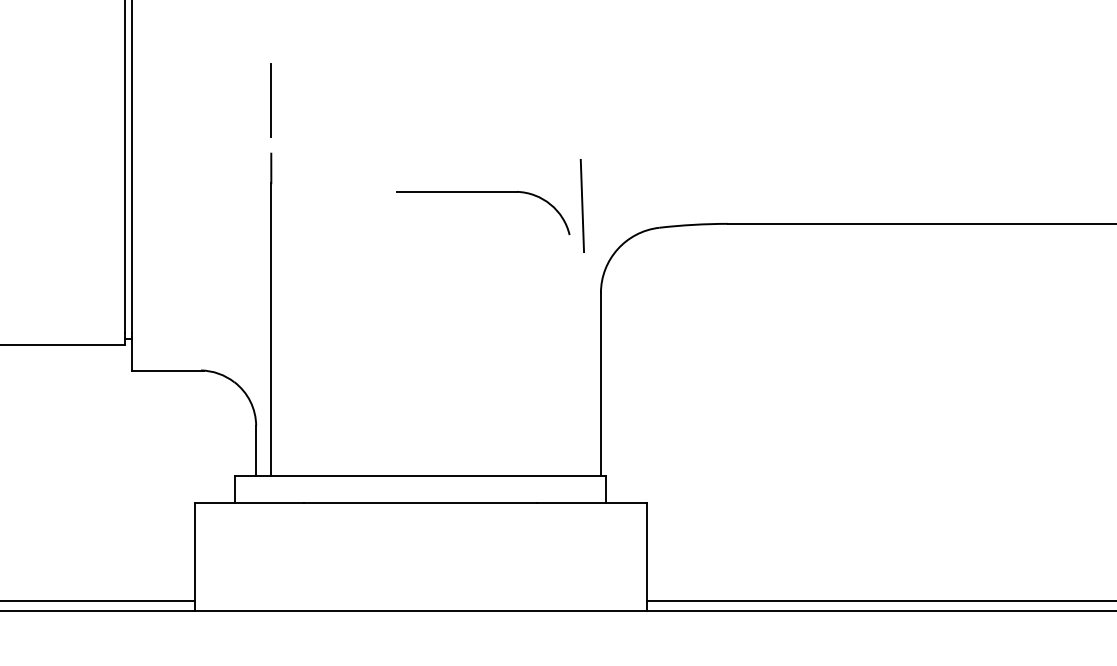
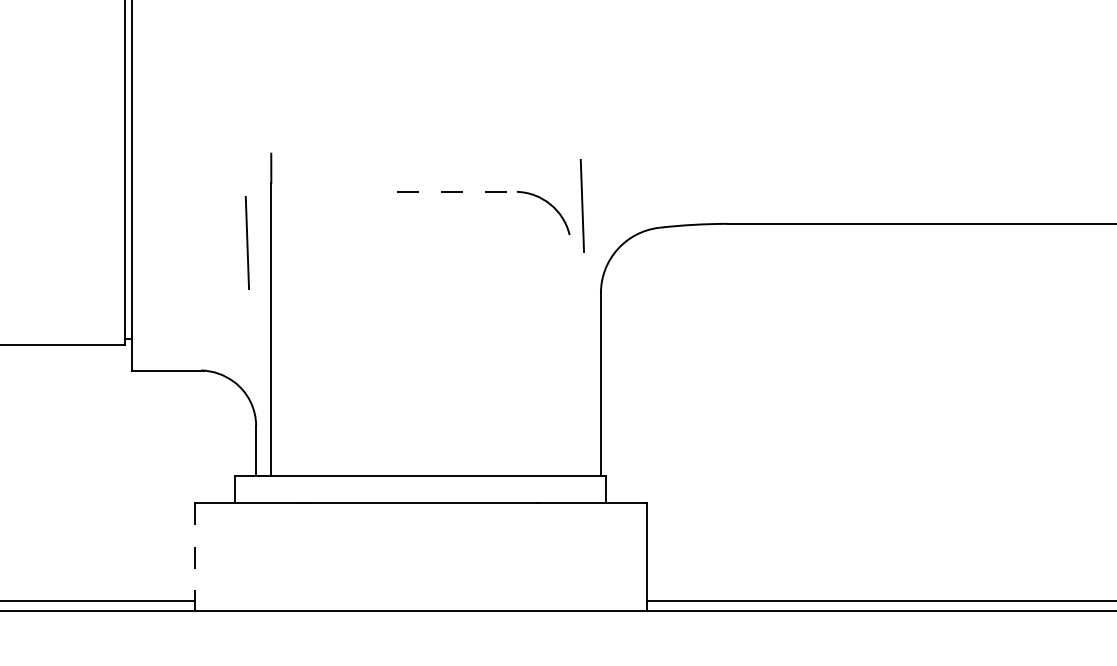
line: present -> none (271, 100)
line: solid -> dashed (457, 191)
line: none -> present (246, 242)
line: solid -> dashed (194, 557)
